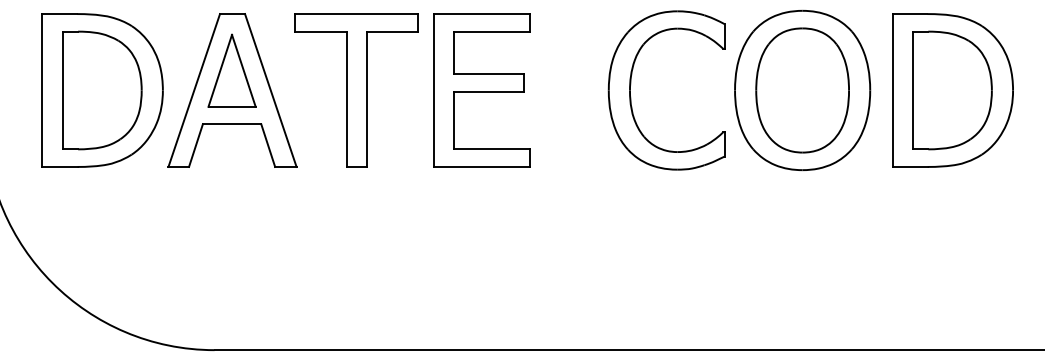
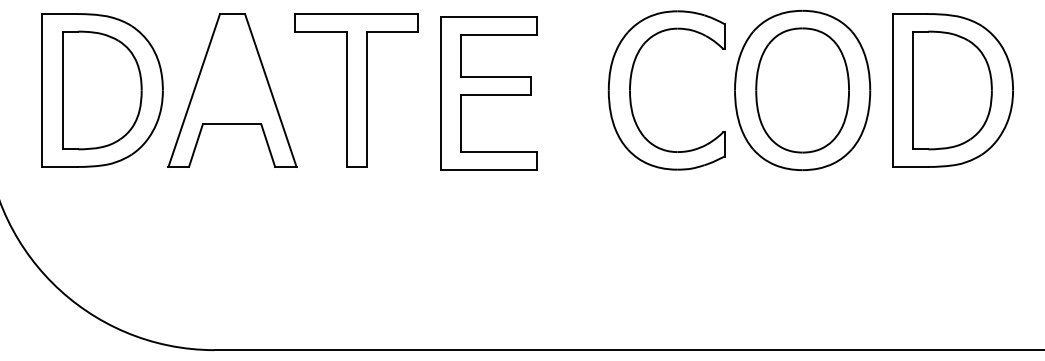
part: present -> none (231, 70)
part position: (481, 90) -> (488, 93) (488, 93)
